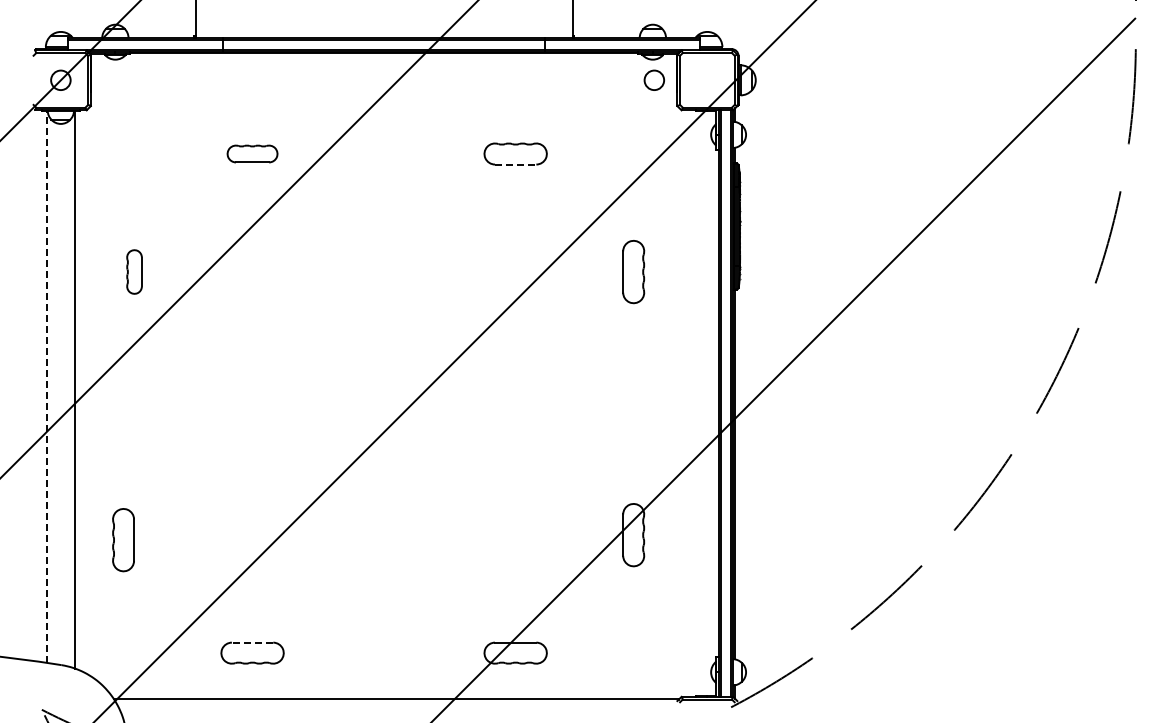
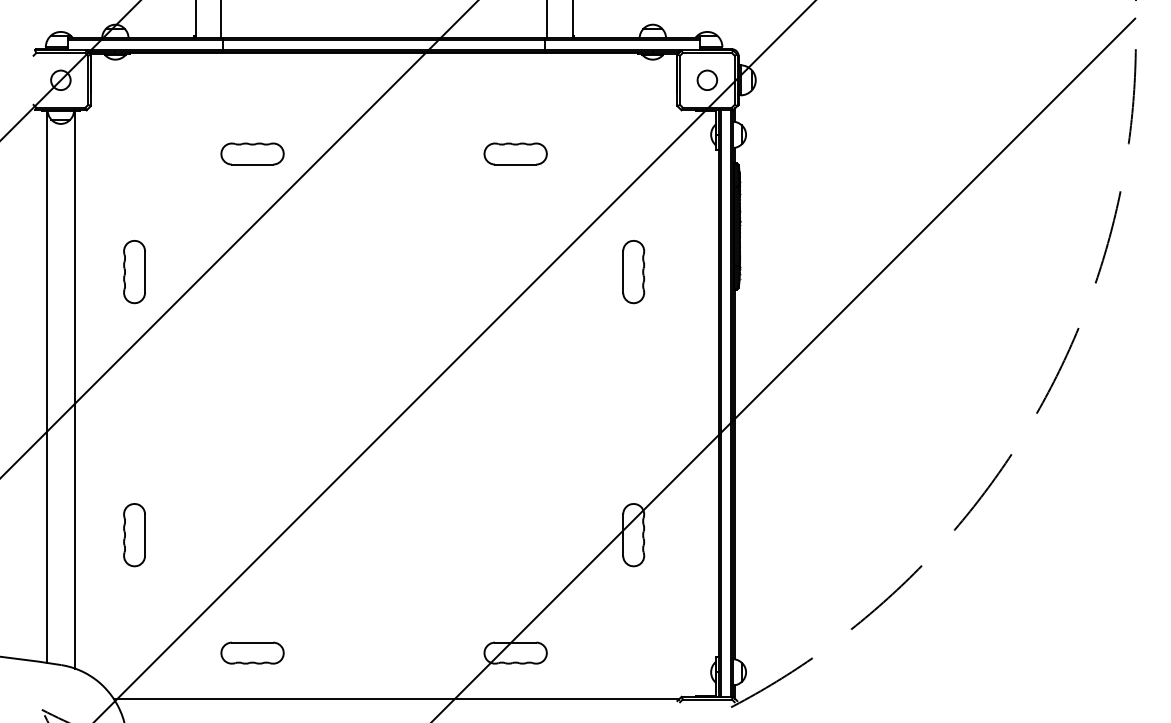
line: none -> present (220, 19)
line: none -> present (547, 19)
circle position: (653, 79) -> (706, 79) (706, 79)
part size: 53x20 px -> 65x24 px (252, 153)
line: dashed -> solid (515, 164)
part size: 17x46 px -> 23x66 px (134, 271)
line: dashed -> solid (46, 386)
part position: (123, 540) -> (134, 535) (134, 535)
line: dashed -> solid (252, 642)
